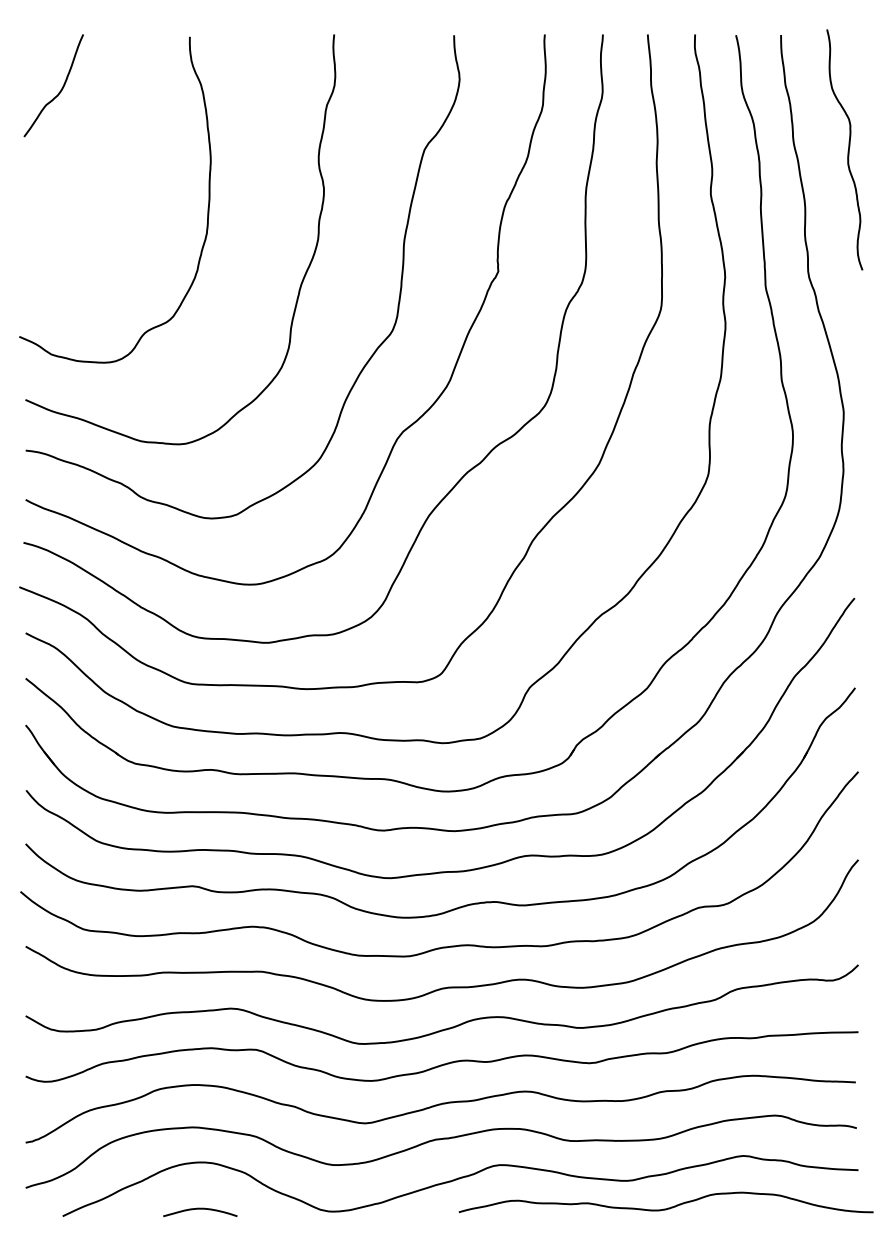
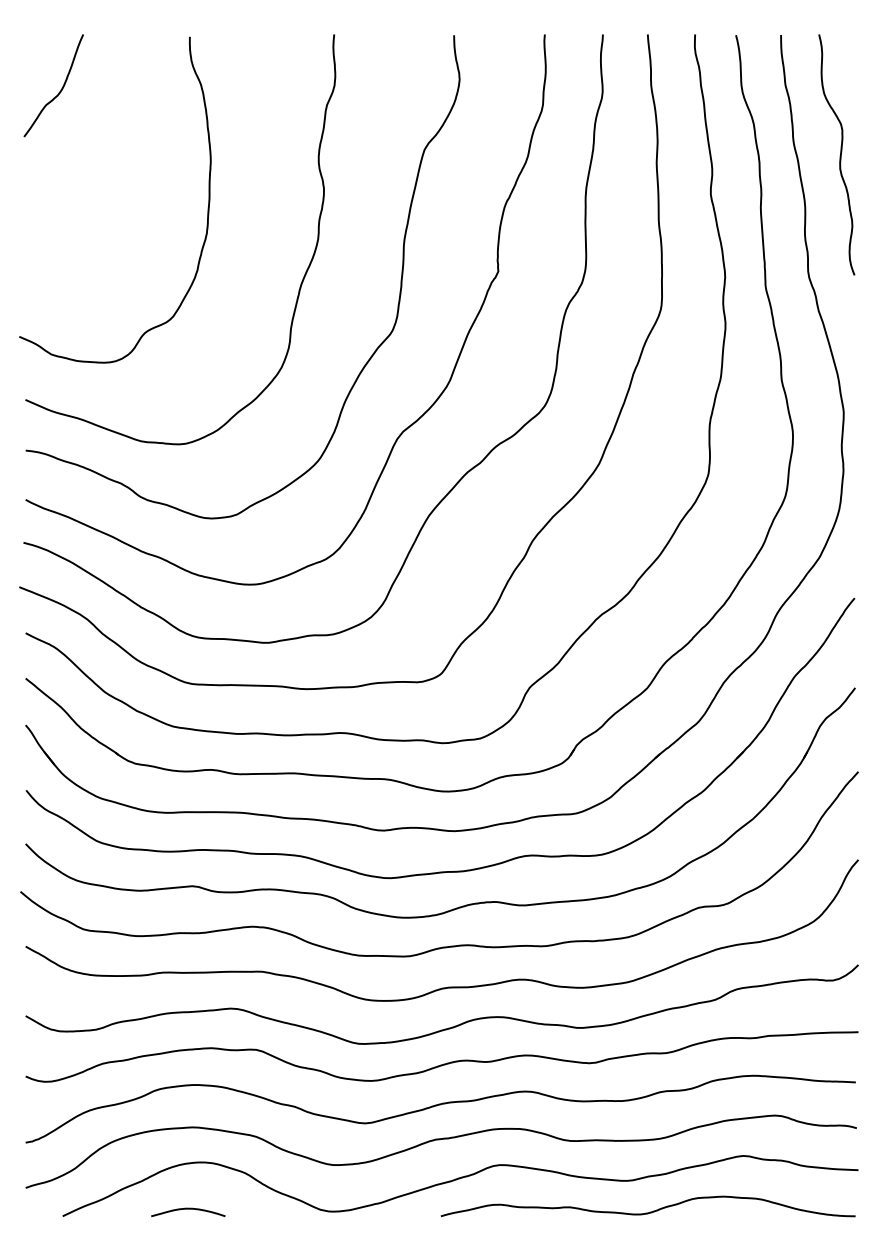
curve position: (847, 150) -> (839, 155) (839, 155)
curve position: (668, 1207) -> (650, 1211) (650, 1211)
curve position: (200, 1209) -> (188, 1209) (188, 1209)
